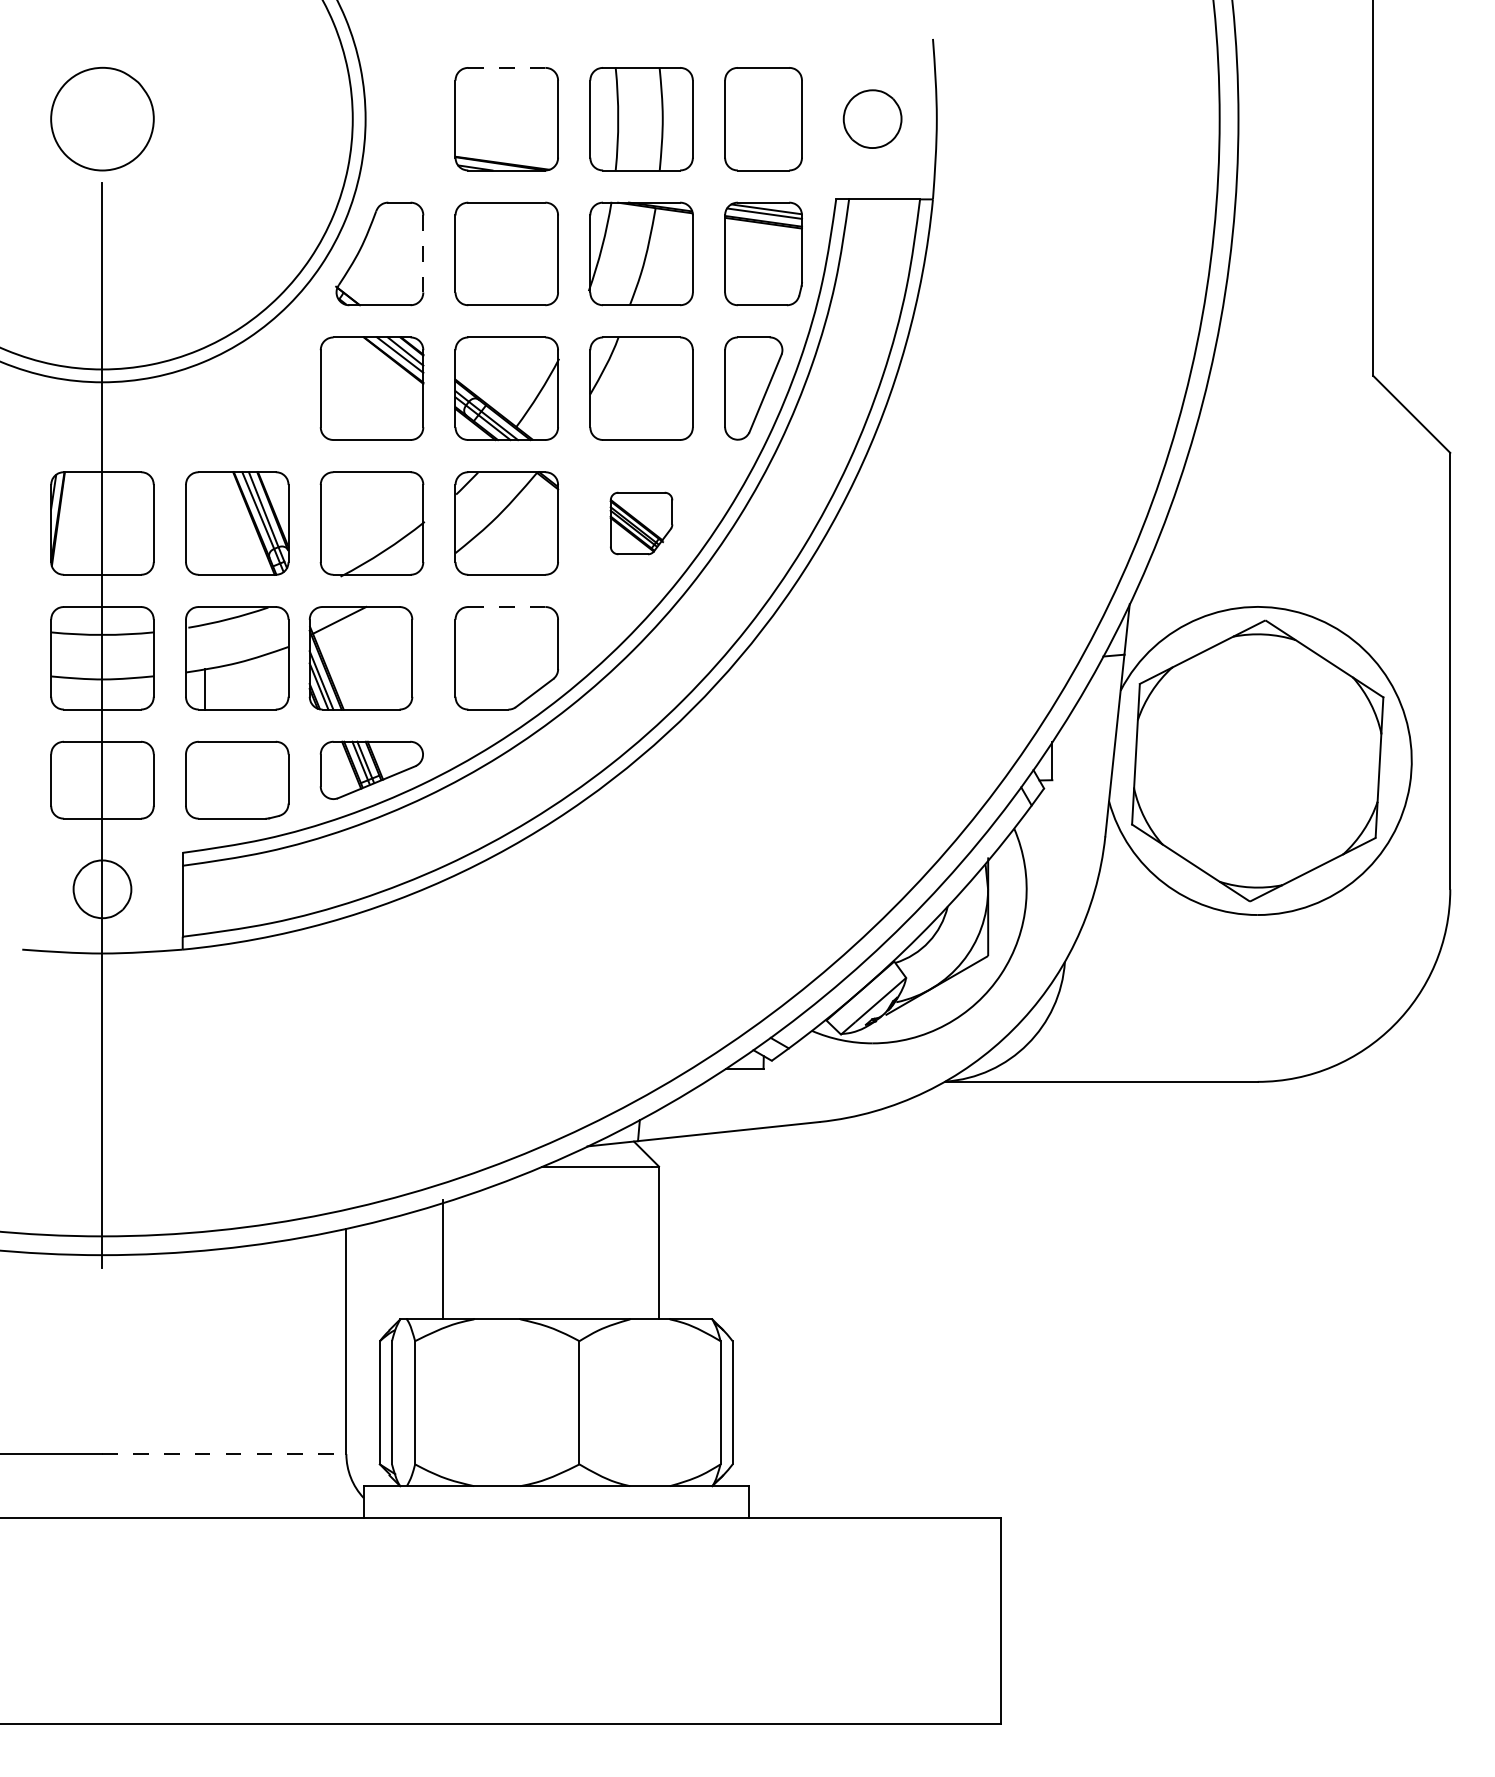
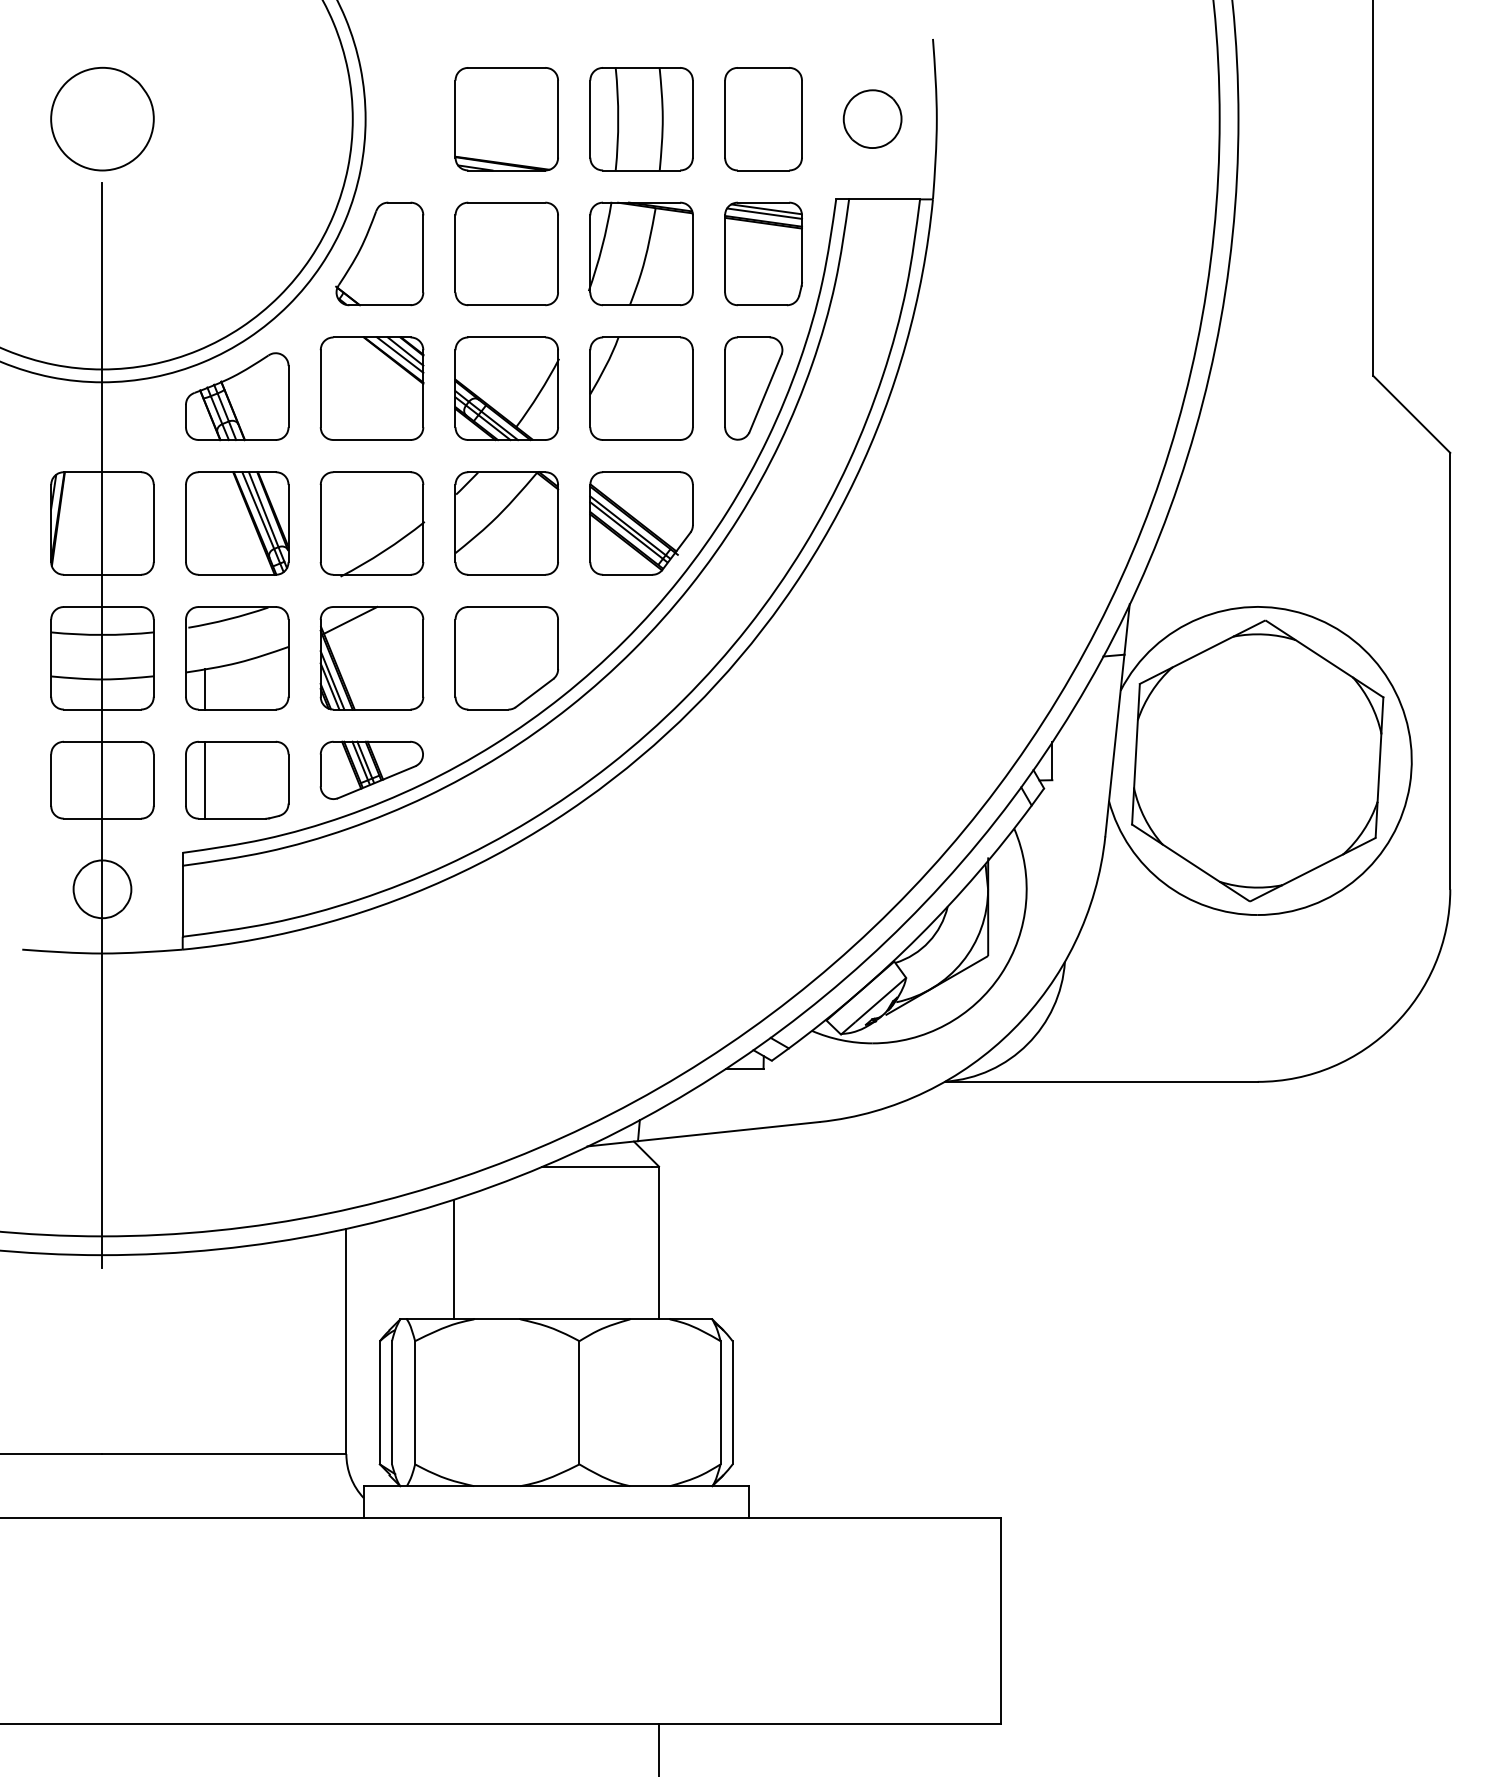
line: dashed -> solid (506, 67)
line: dashed -> solid (423, 253)
part: none -> present (237, 396)
part size: 65x65 px -> 105x105 px (641, 523)
line: dashed -> solid (506, 606)
part position: (360, 657) -> (371, 657) (371, 657)
line: none -> present (205, 779)
line position: (442, 1259) -> (453, 1259) (453, 1259)
line: dashed -> solid (224, 1454)
line: none -> present (659, 1748)
